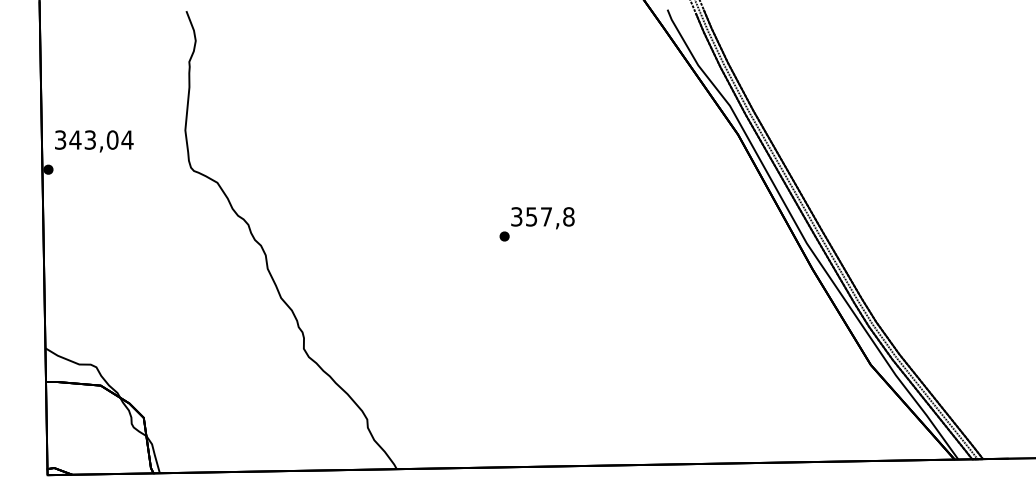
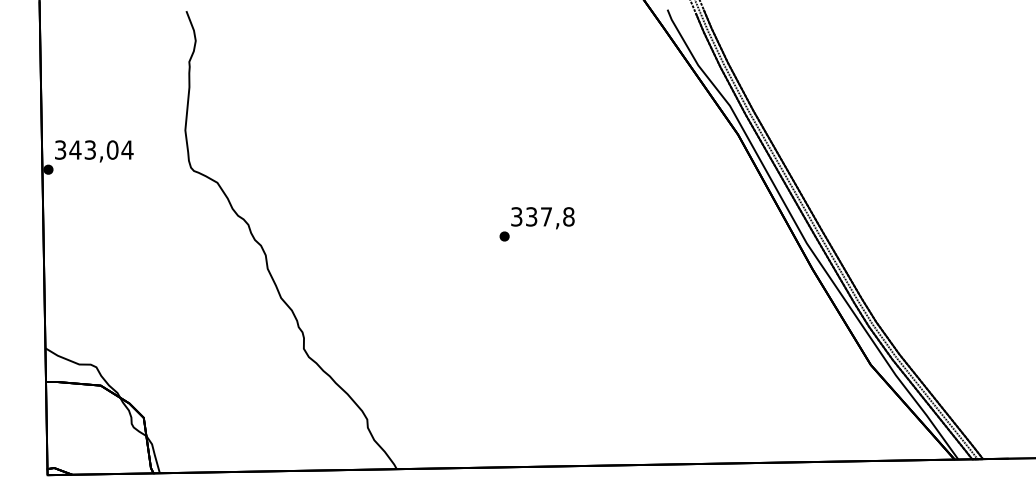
text position: (94, 141) -> (94, 151) (94, 151)
text: 357,8 -> 337,8 (531, 216)
